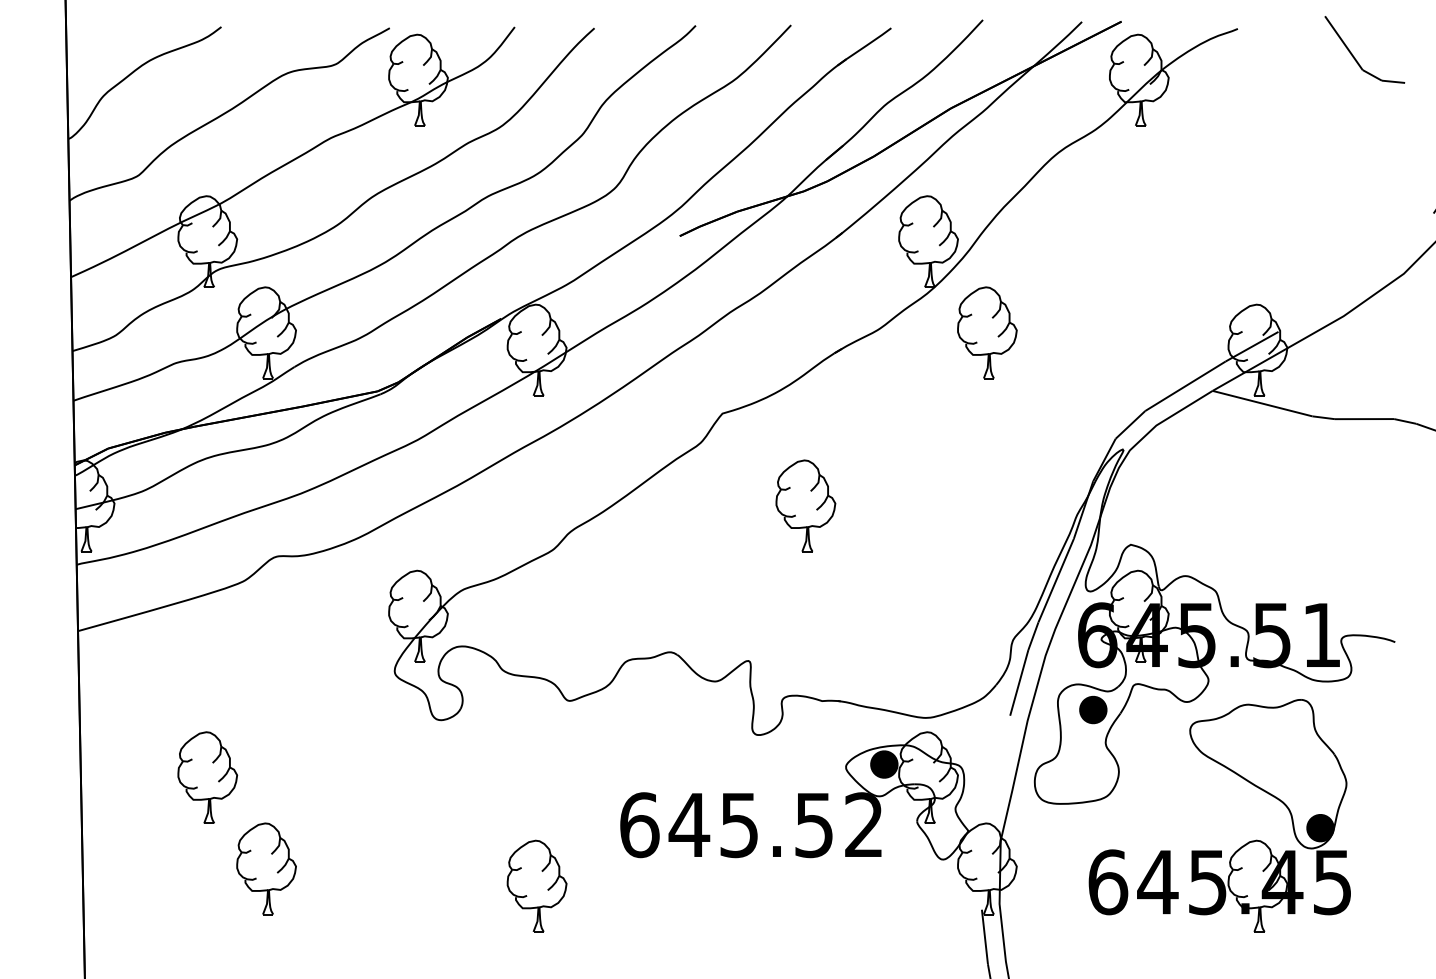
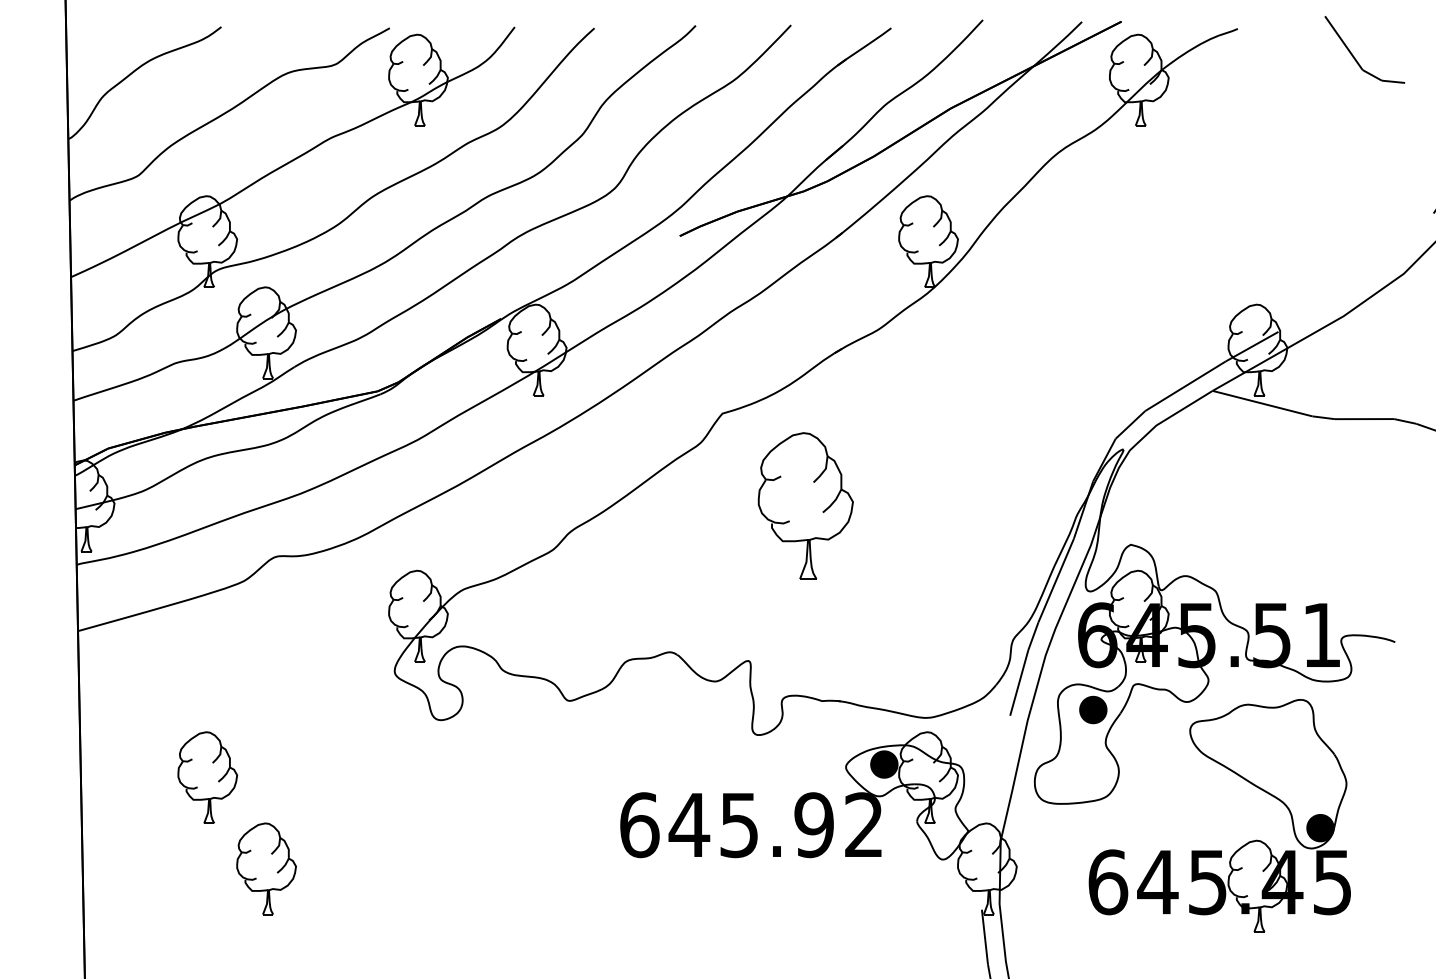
part: present -> none (987, 332)
part size: 62x94 px -> 97x148 px (805, 505)
text: 645.52 -> 645.92 (813, 824)
part: present -> none (536, 885)
